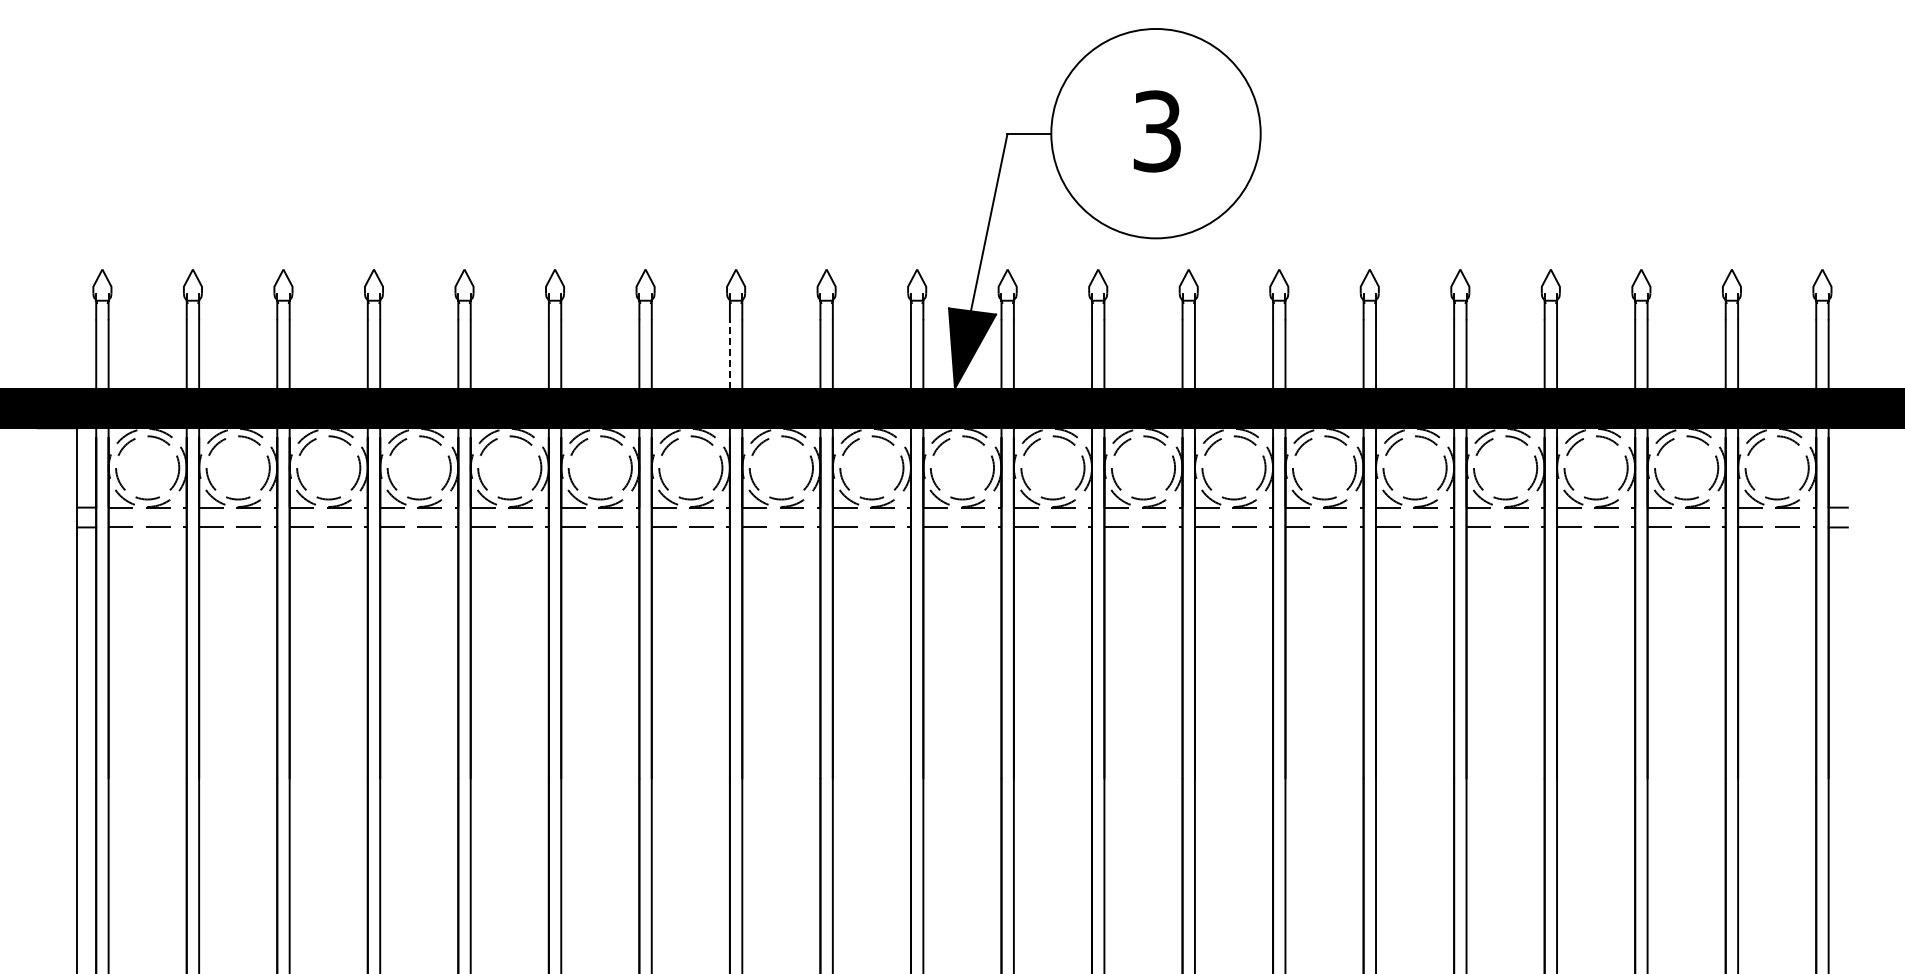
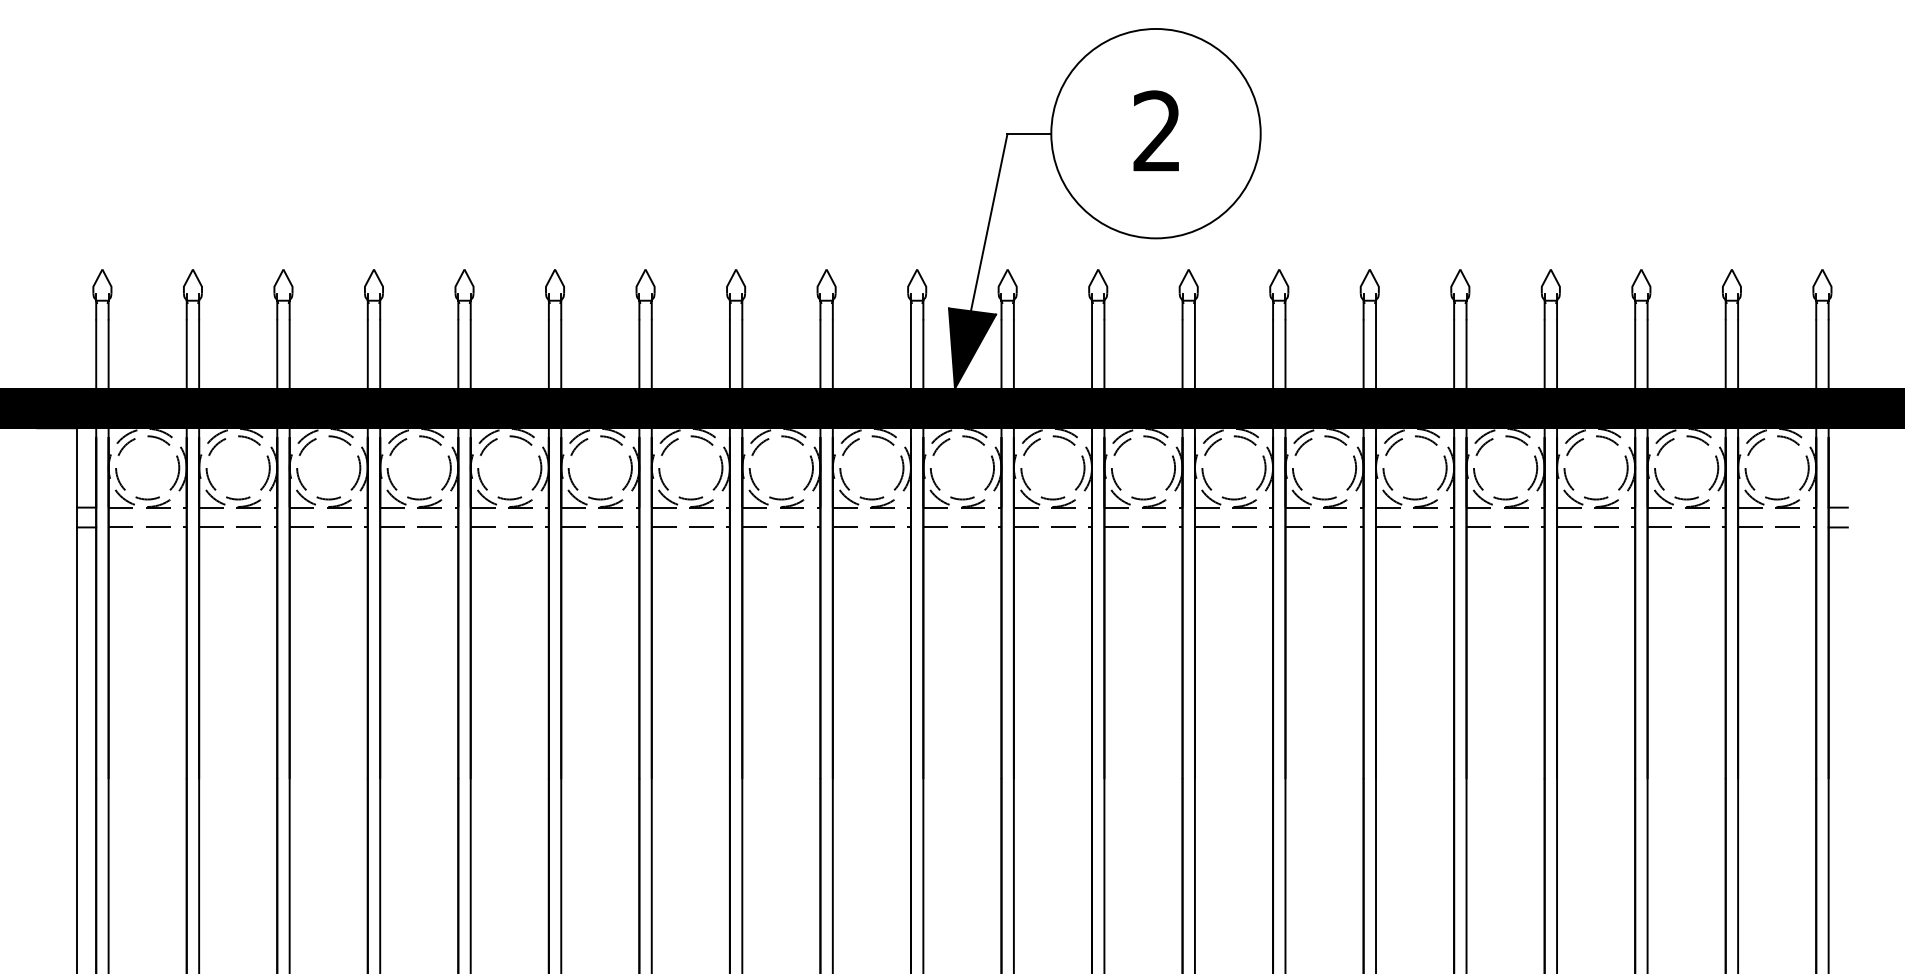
text: 3 -> 2 (1156, 131)
line: dashed -> solid (729, 353)
